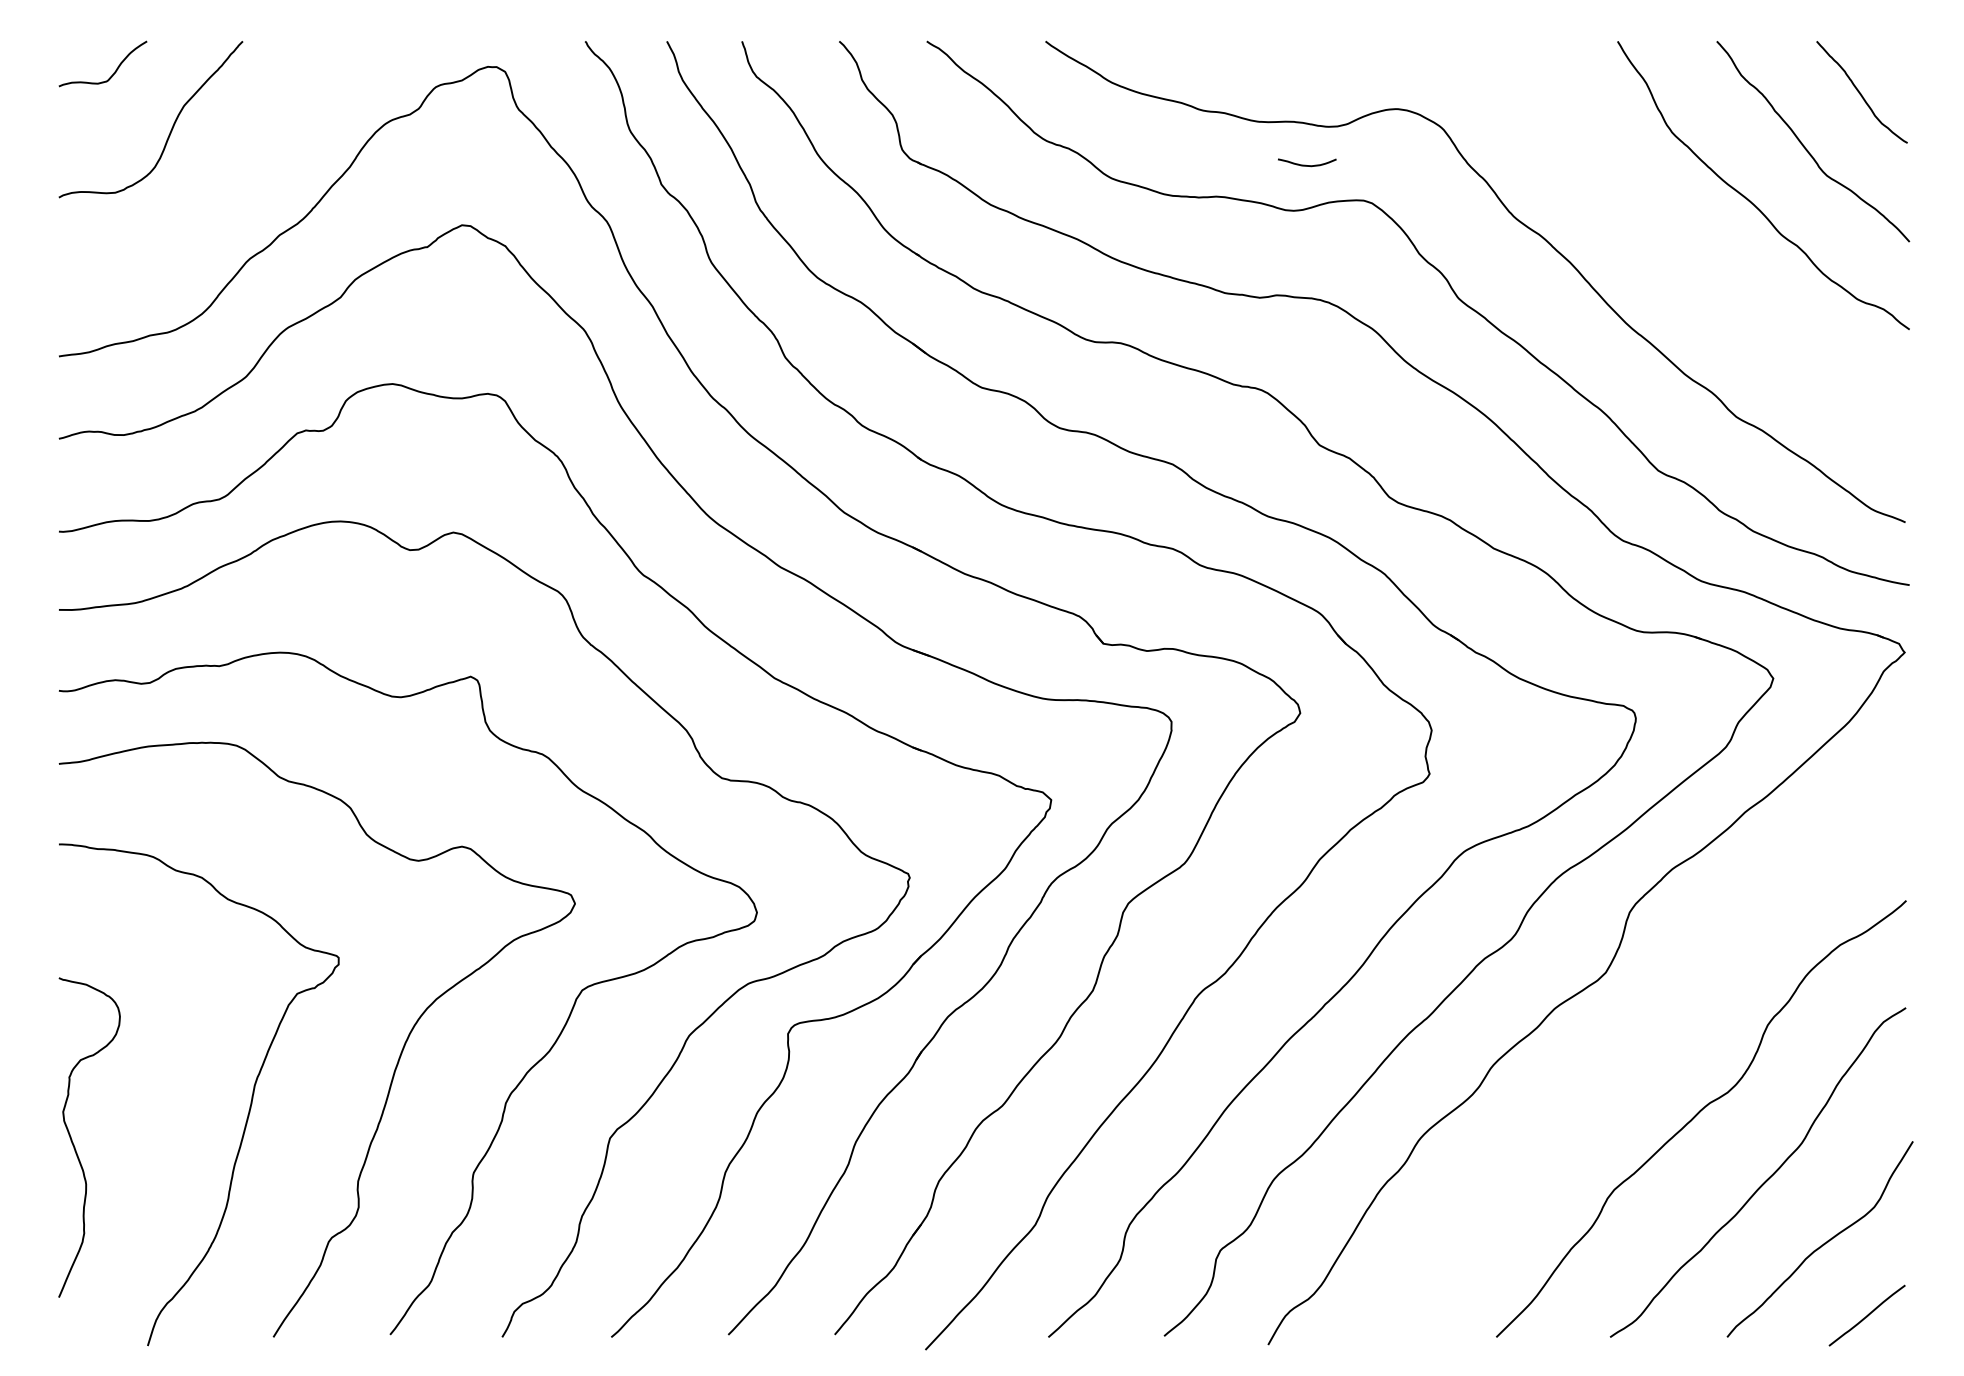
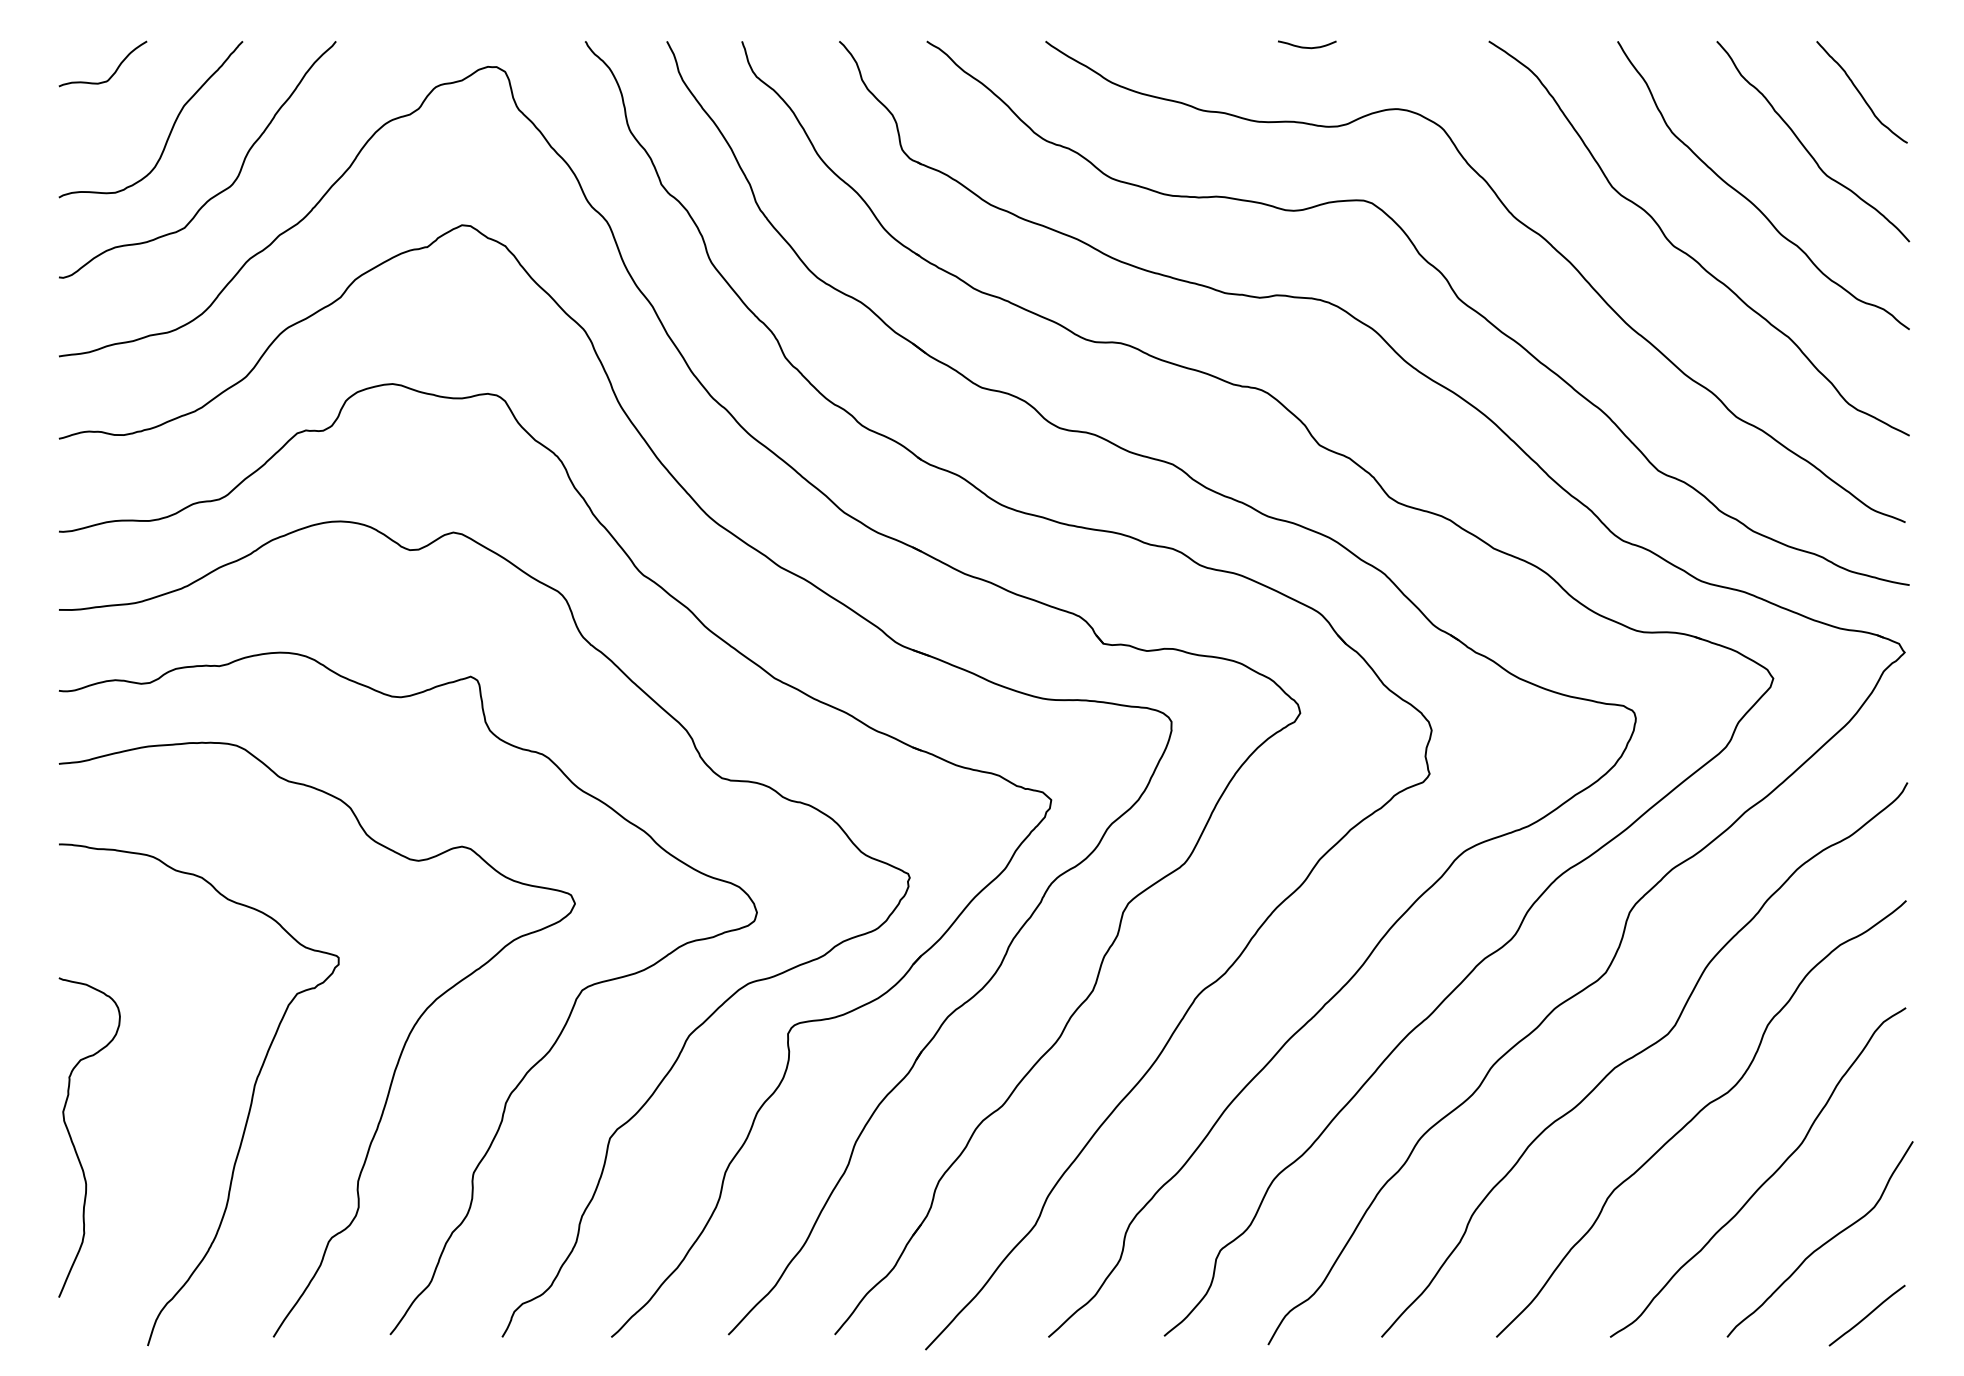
curve position: (1305, 164) -> (1305, 46) (1305, 46)
curve: none -> present (218, 192)
curve: none -> present (1689, 254)
curve: none -> present (1639, 1054)
